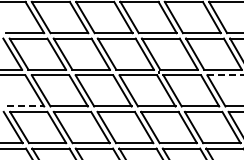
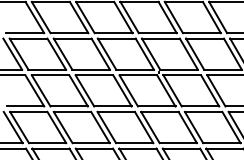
line: dashed -> solid (225, 75)
line: dashed -> solid (25, 106)
